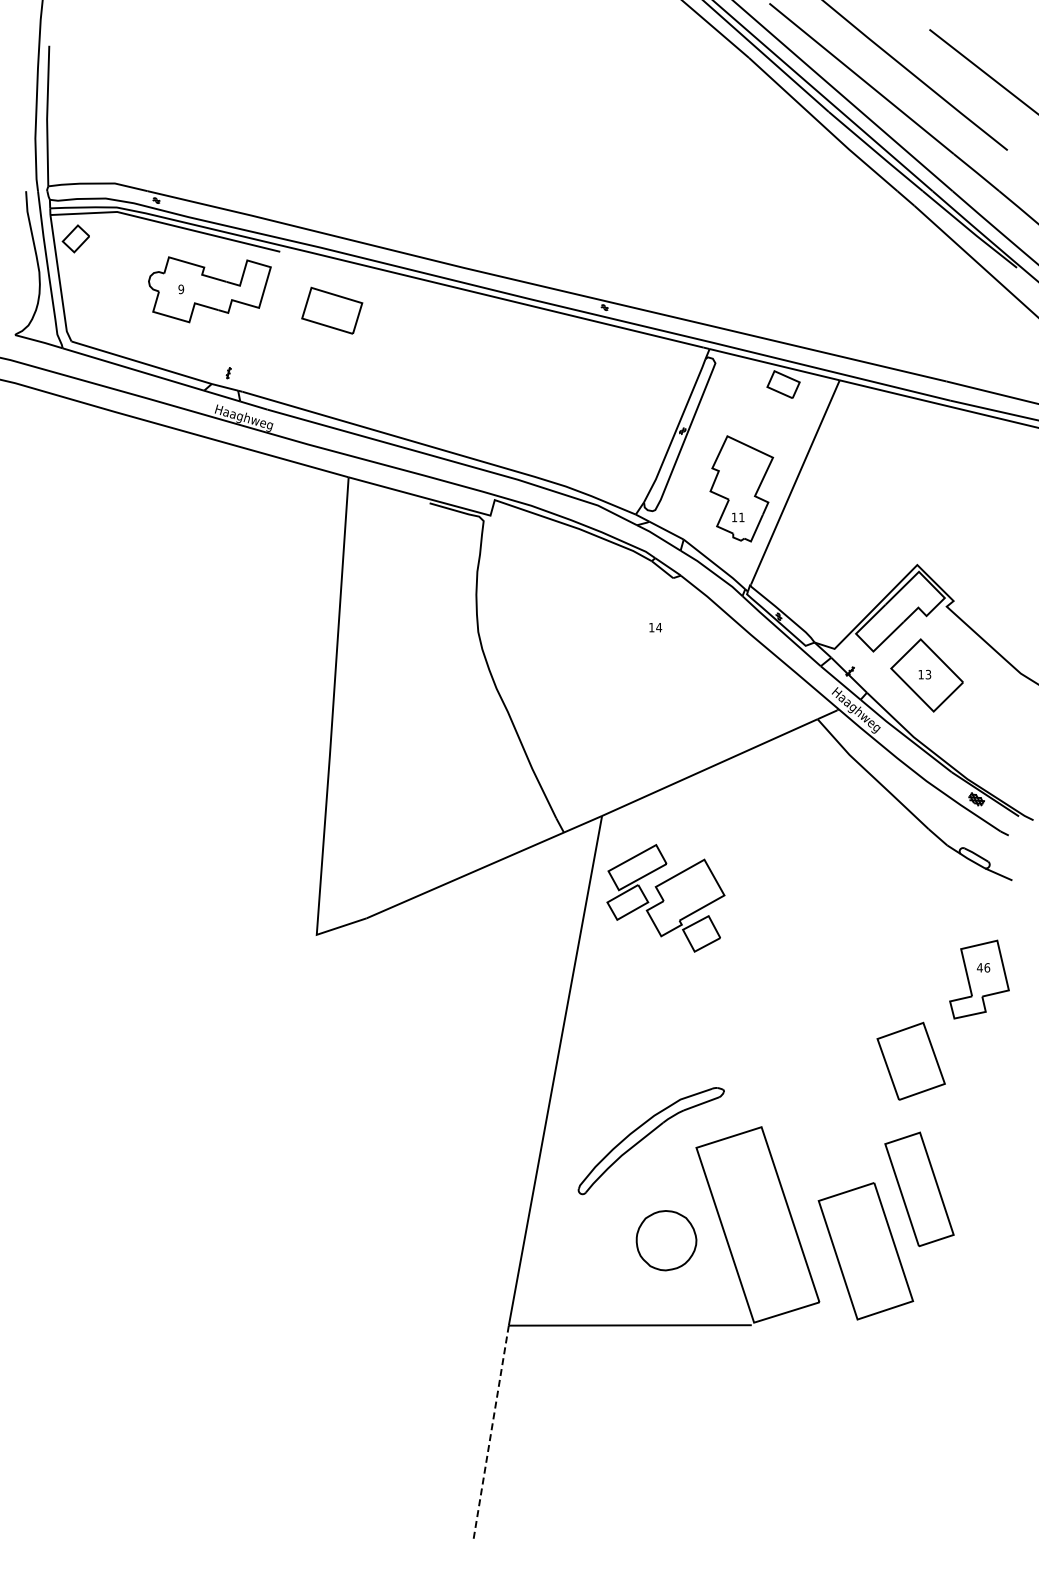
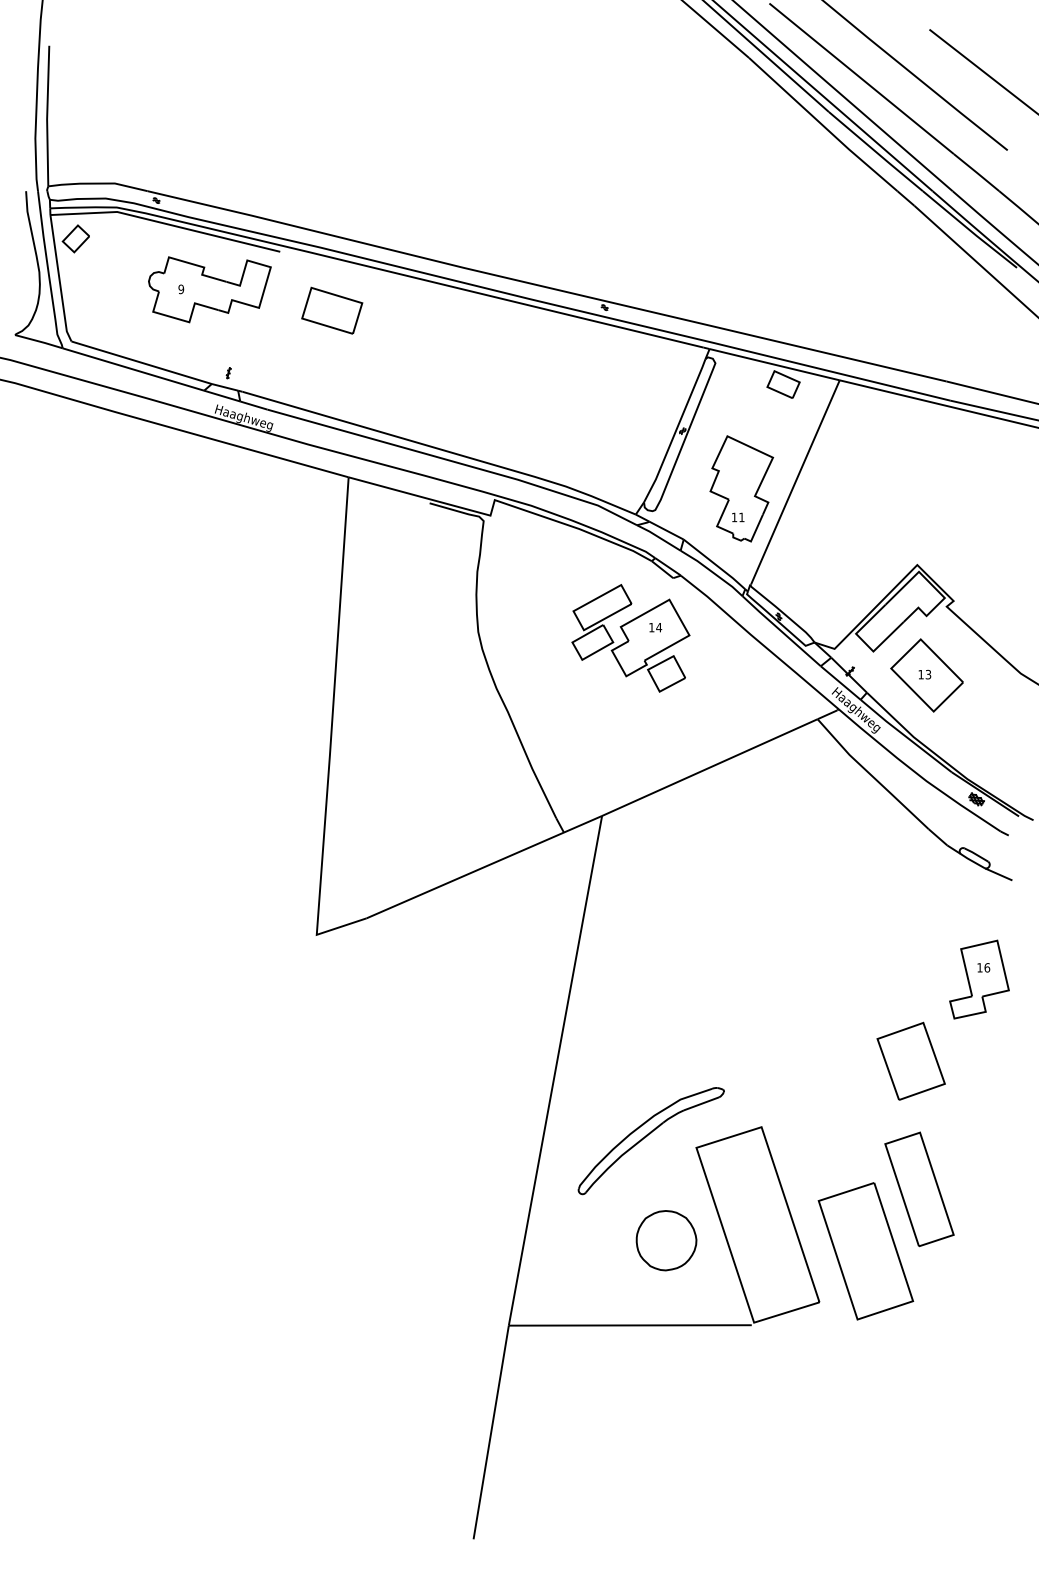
part position: (665, 898) -> (630, 638) (630, 638)
text: 46 -> 16 (979, 967)
line: dashed -> solid (491, 1432)
